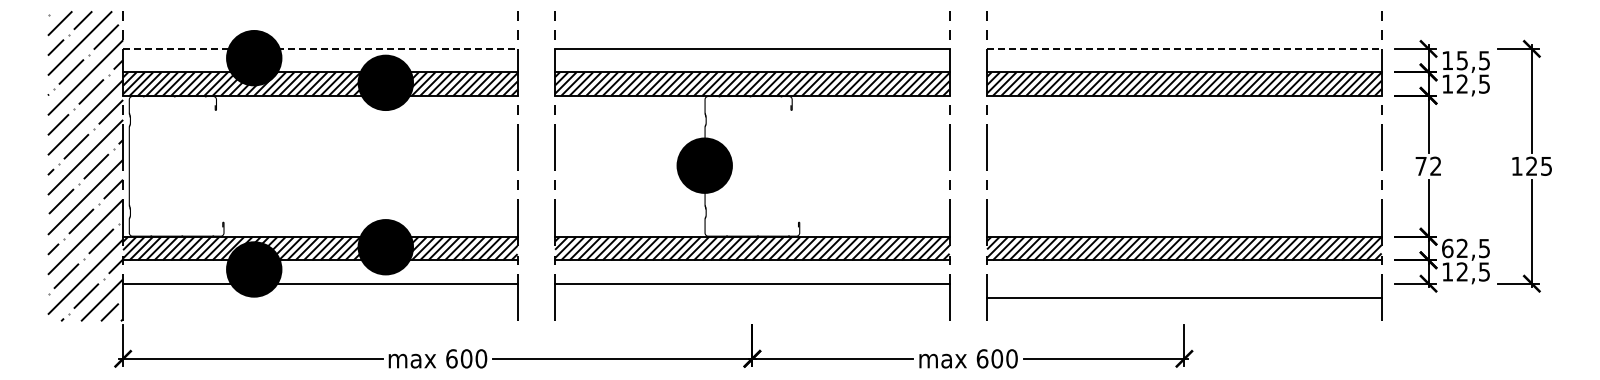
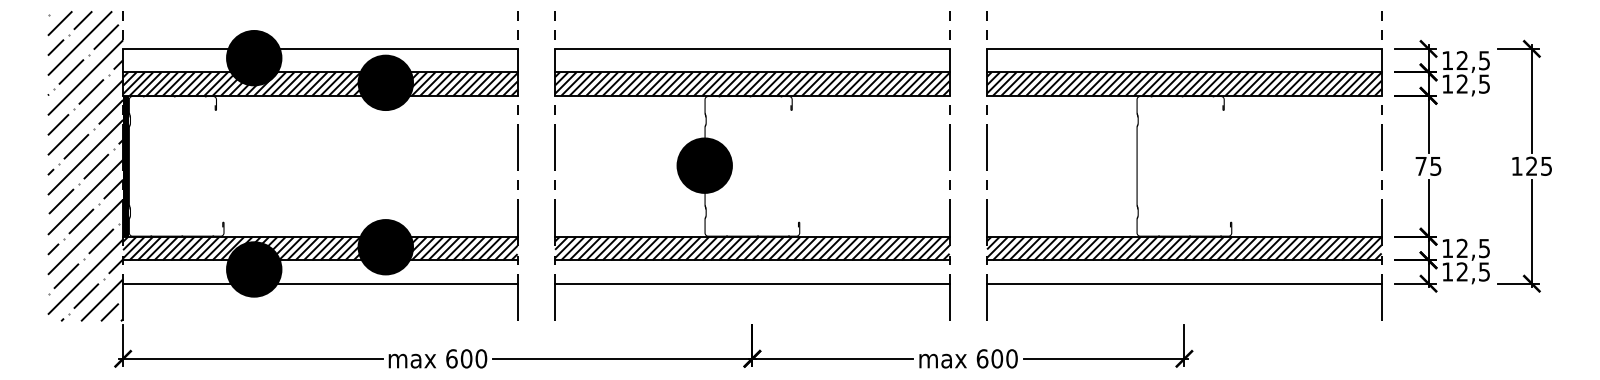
line: dashed -> solid (320, 48)
line: dashed -> solid (1184, 48)
text: 15,5 -> 12,5 (1461, 60)
fill: none -> present (125, 165)
fill: none -> present (1184, 165)
text: 72 -> 75 (1435, 165)
text: 62,5 -> 12,5 (1447, 248)
line position: (1184, 297) -> (1184, 283) (1184, 283)
